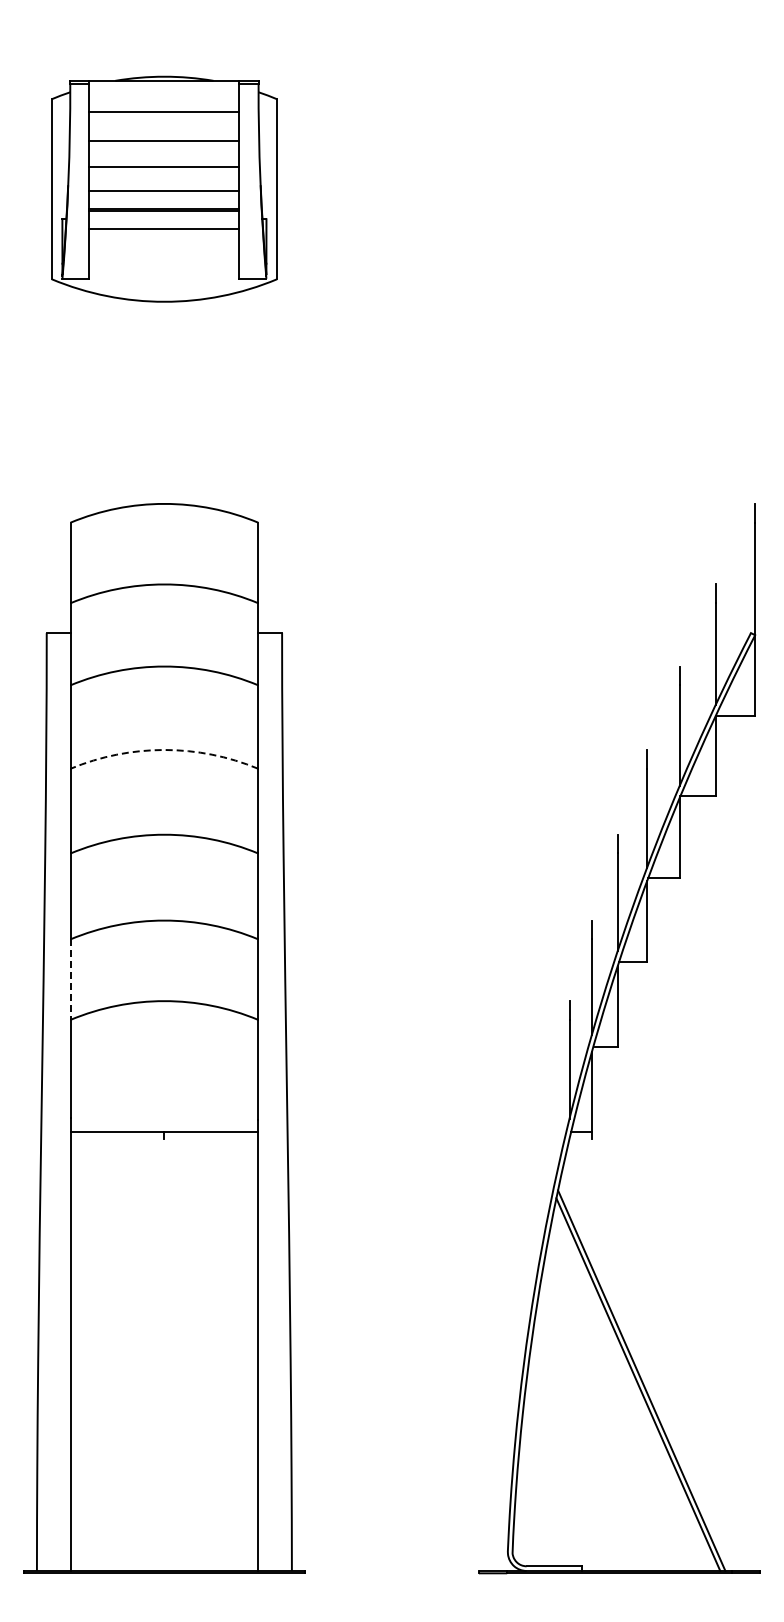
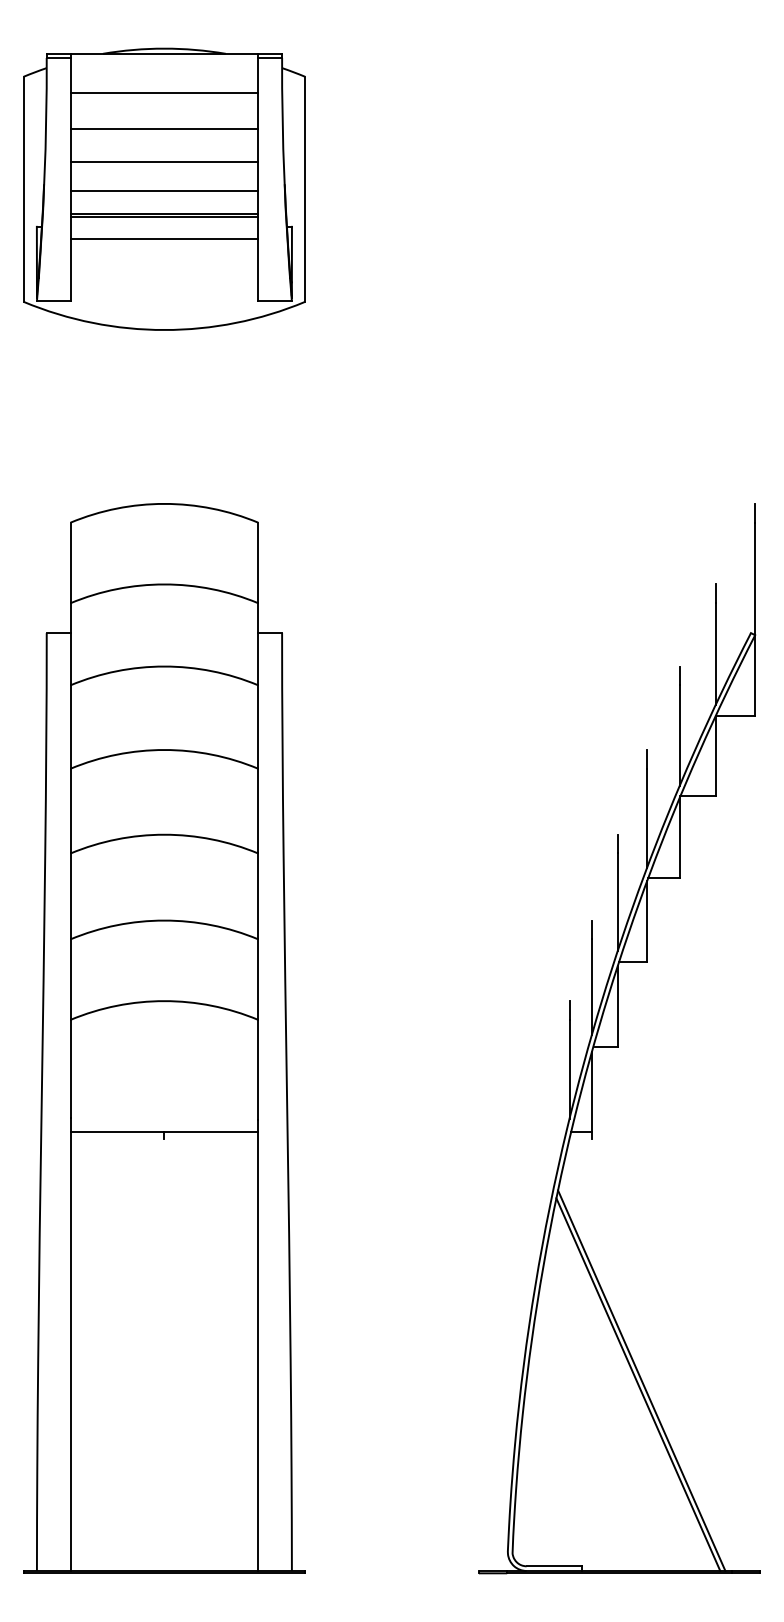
part size: 227x228 px -> 283x284 px (164, 188)
arc: dashed -> solid (164, 750)
line: dashed -> solid (70, 980)
